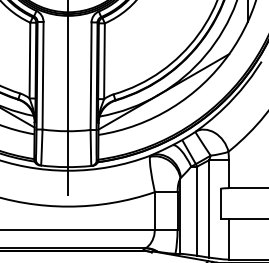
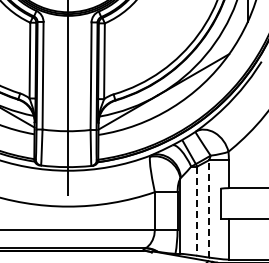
line: solid -> dashed (209, 208)
line: solid -> dashed (197, 211)
